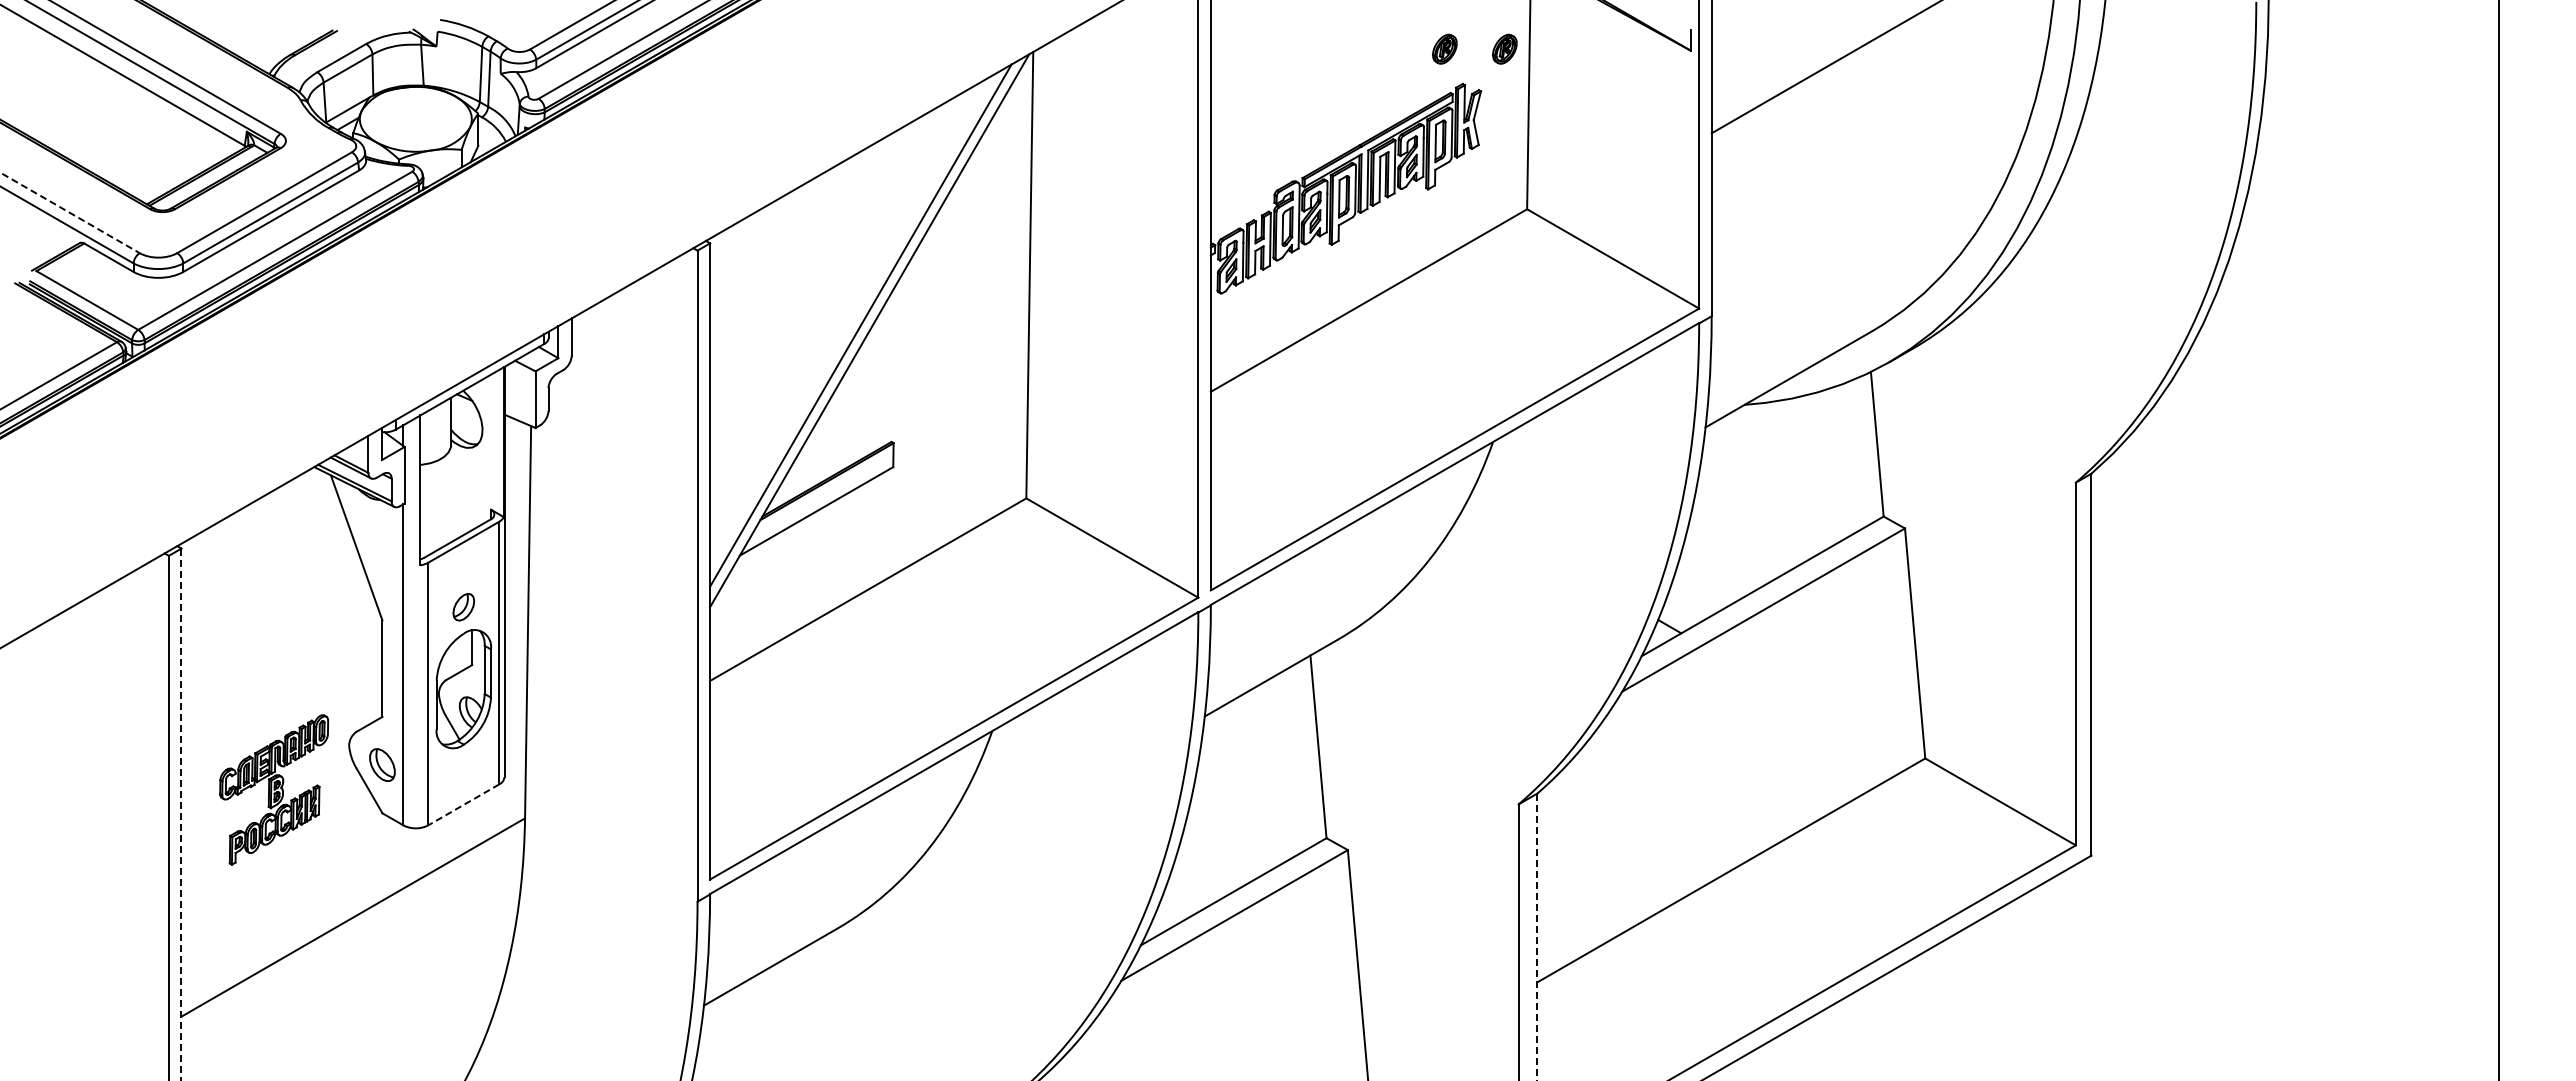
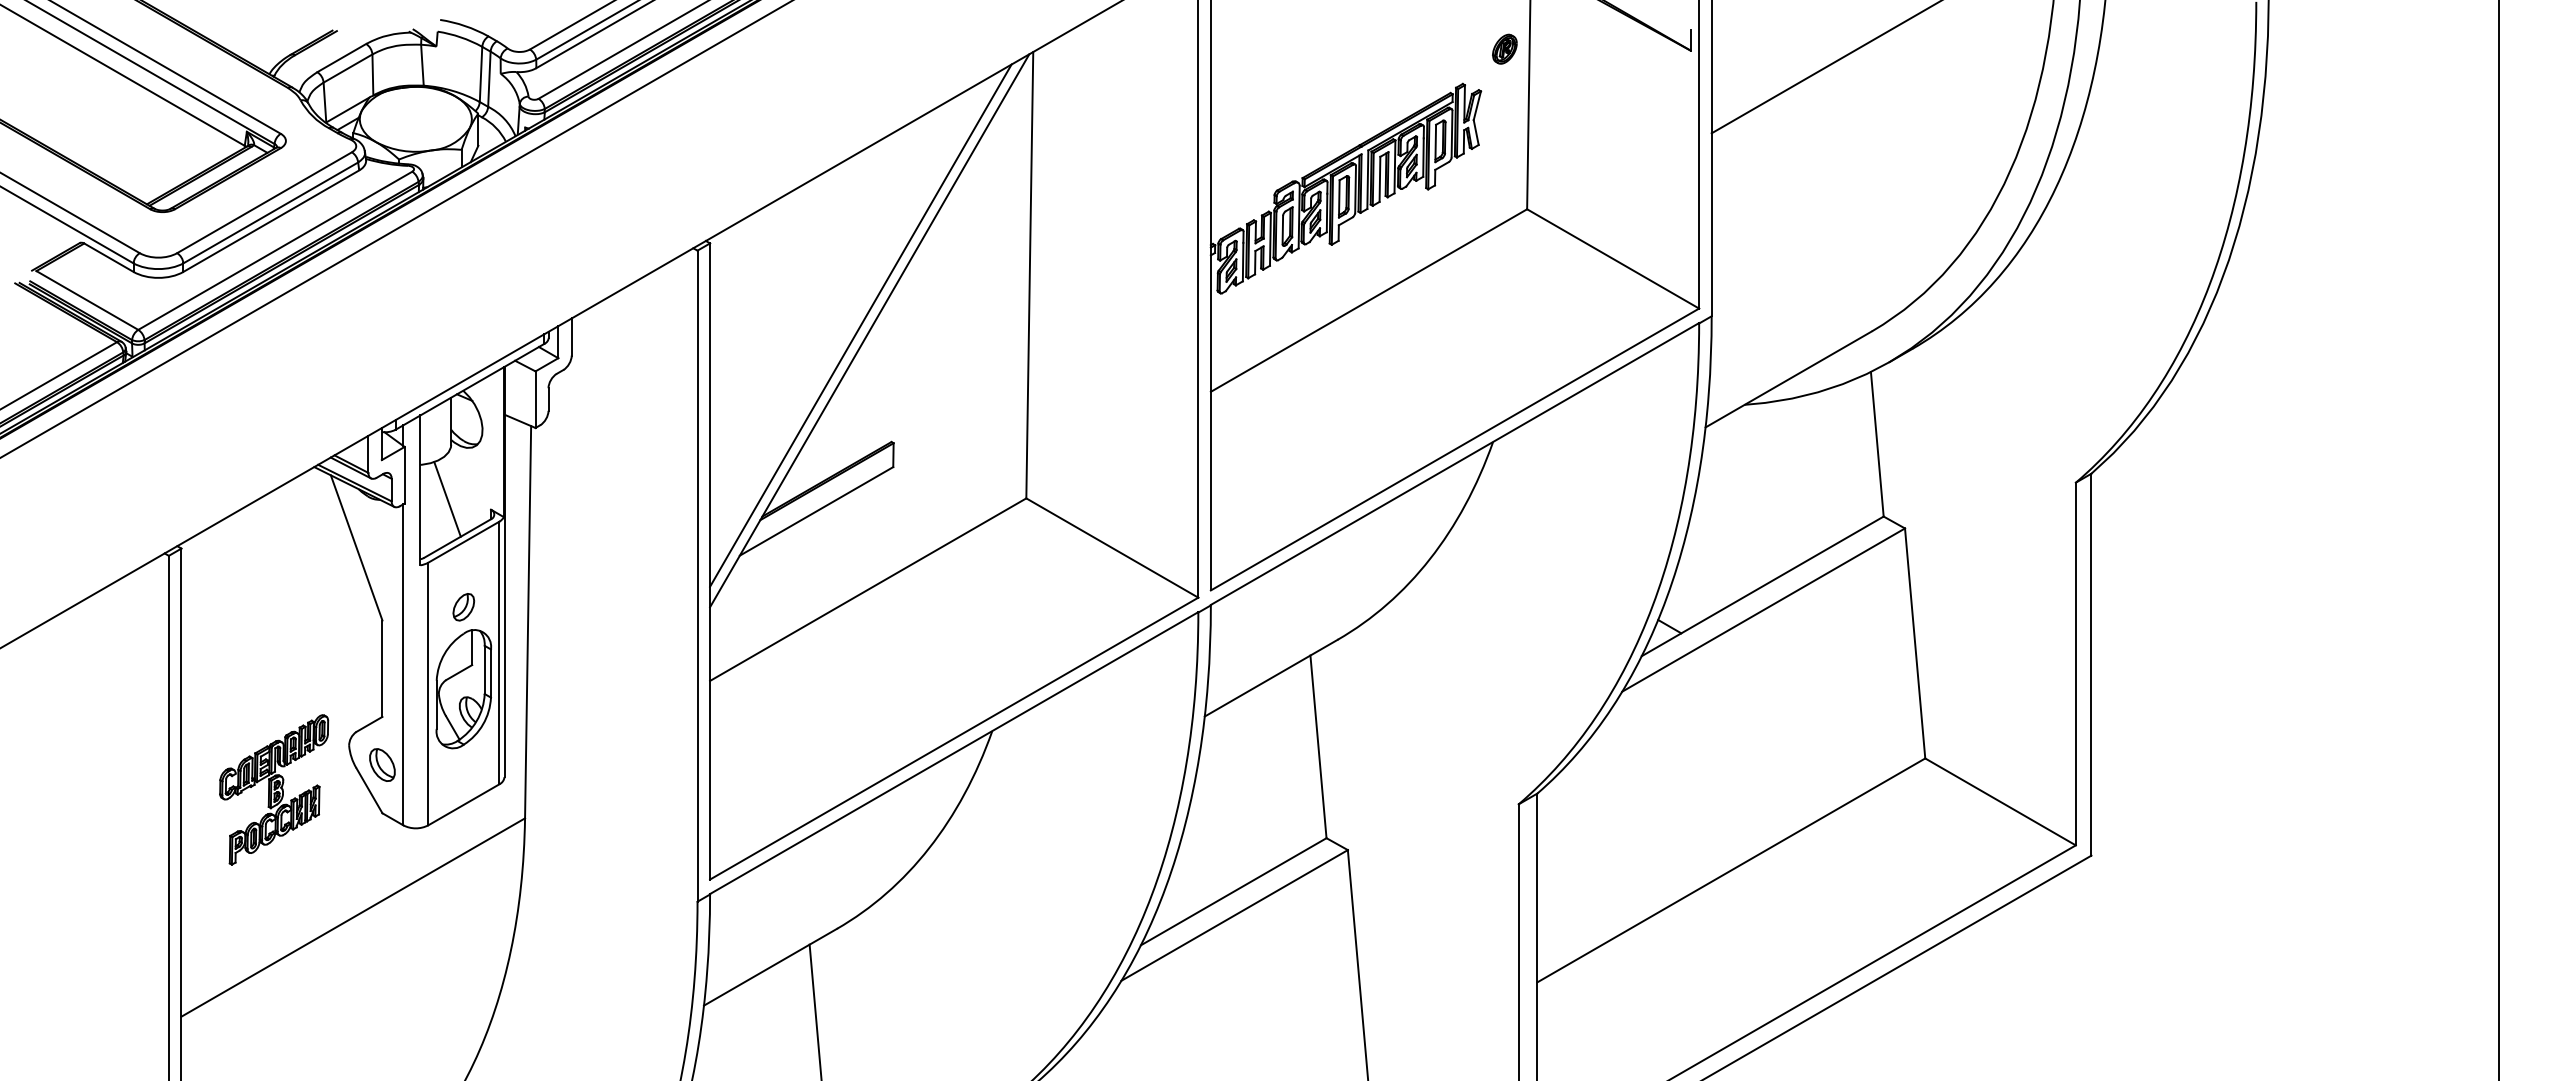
part: present -> none (1444, 48)
line: dashed -> solid (70, 213)
line: none -> present (396, 229)
line: none -> present (447, 499)
line: dashed -> solid (463, 804)
line: dashed -> solid (181, 815)
line: dashed -> solid (1537, 937)
line: none -> present (815, 1010)
